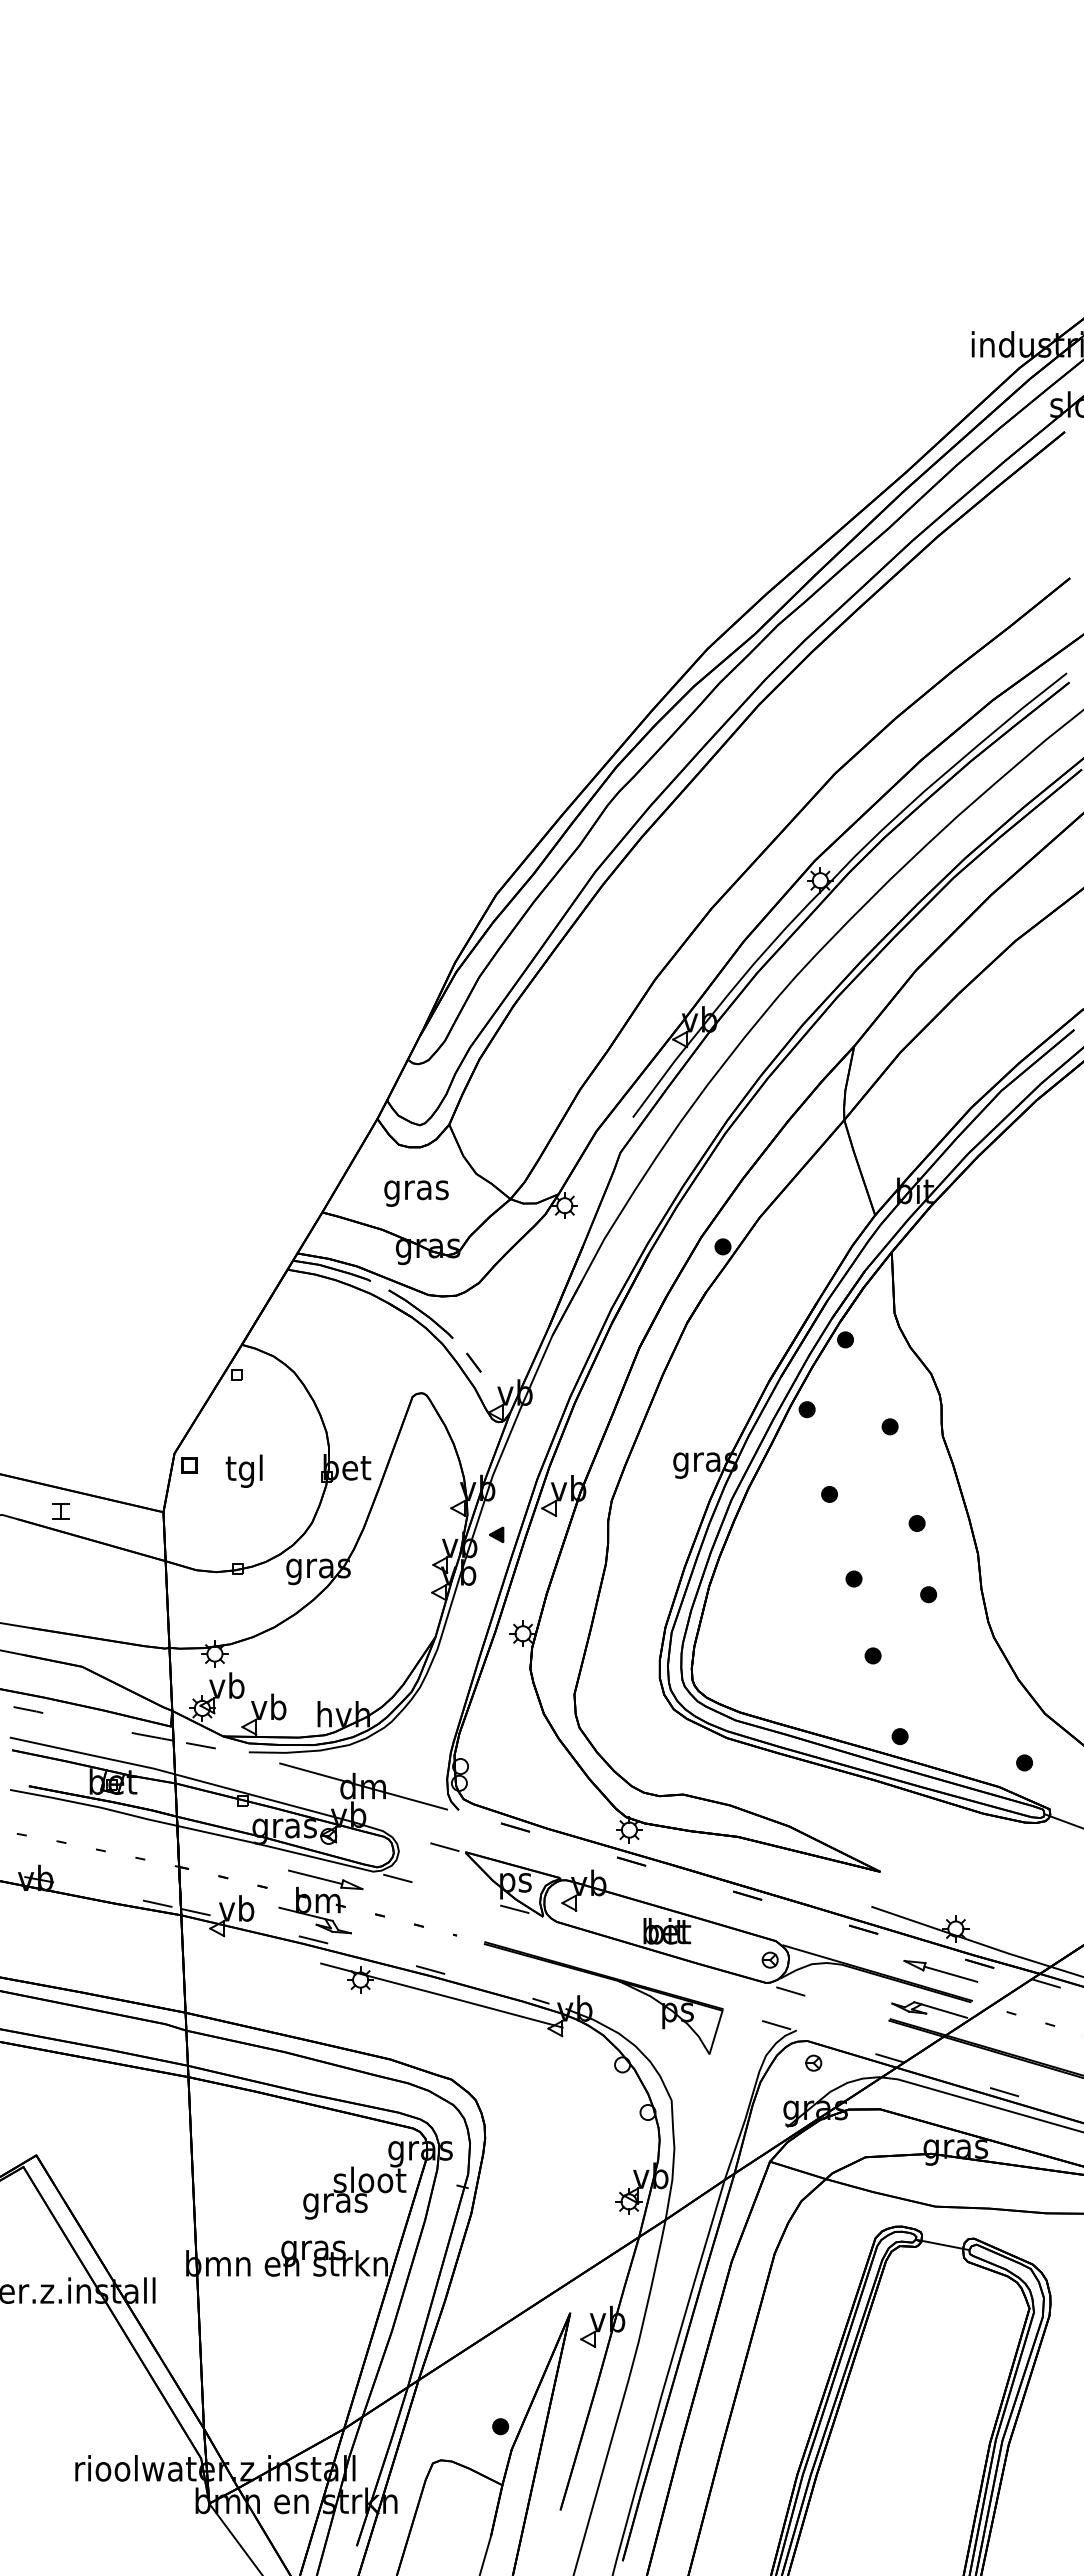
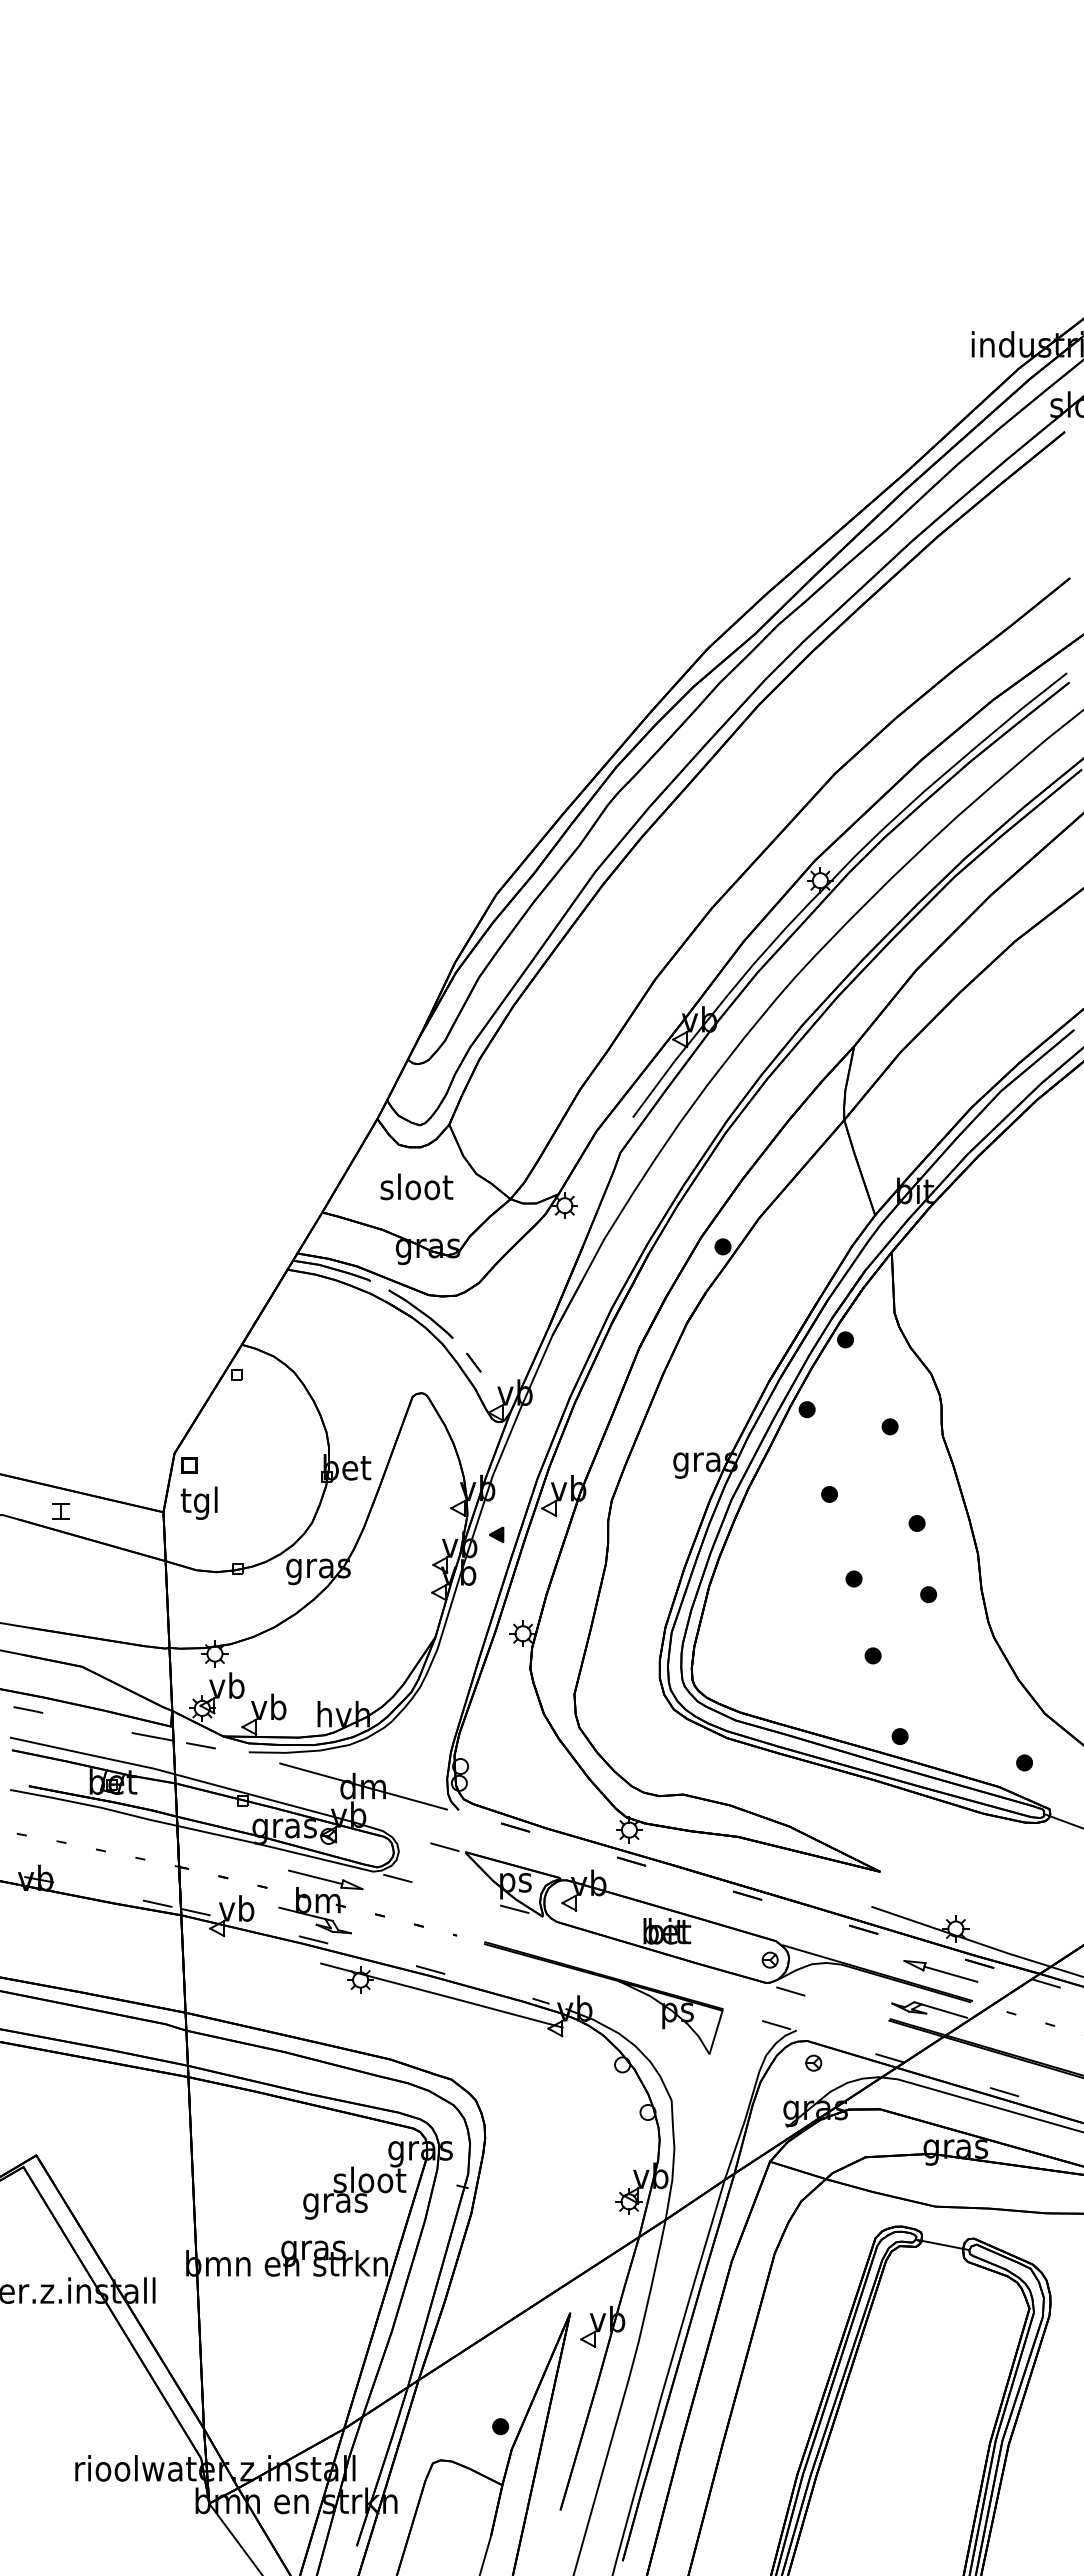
text: gras -> sloot (416, 1189)
text position: (243, 1470) -> (198, 1502) (198, 1502)
